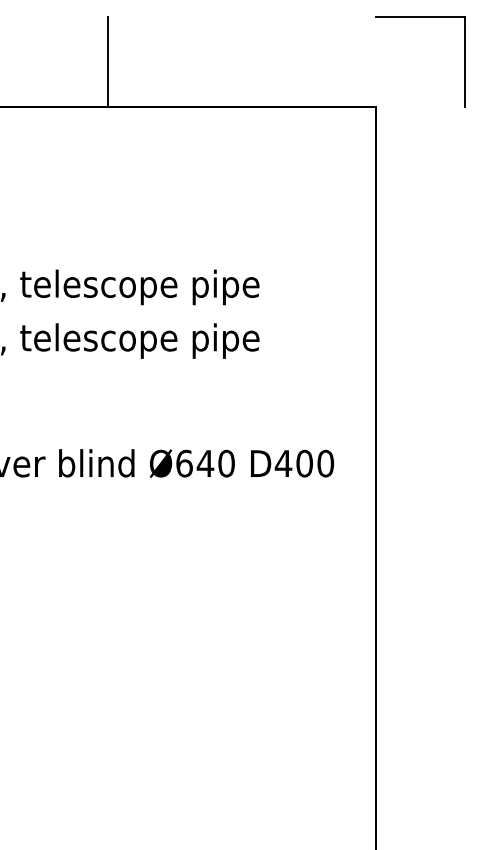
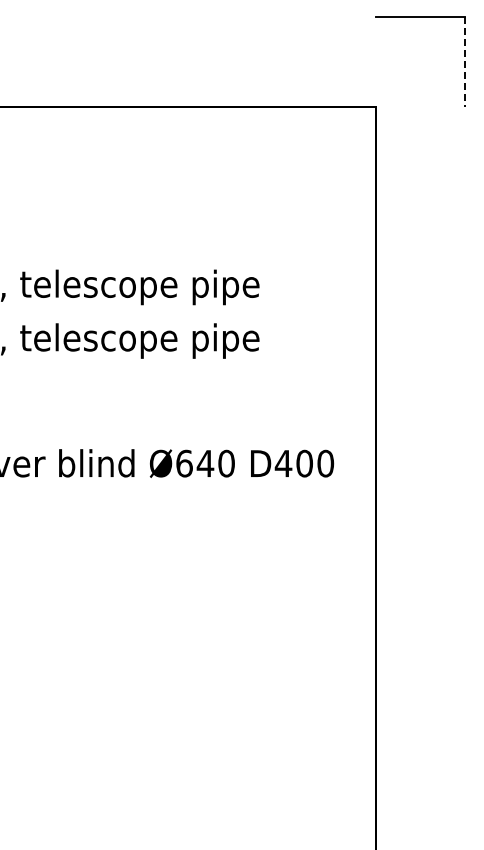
line: present -> none (107, 61)
line: solid -> dashed (465, 62)
